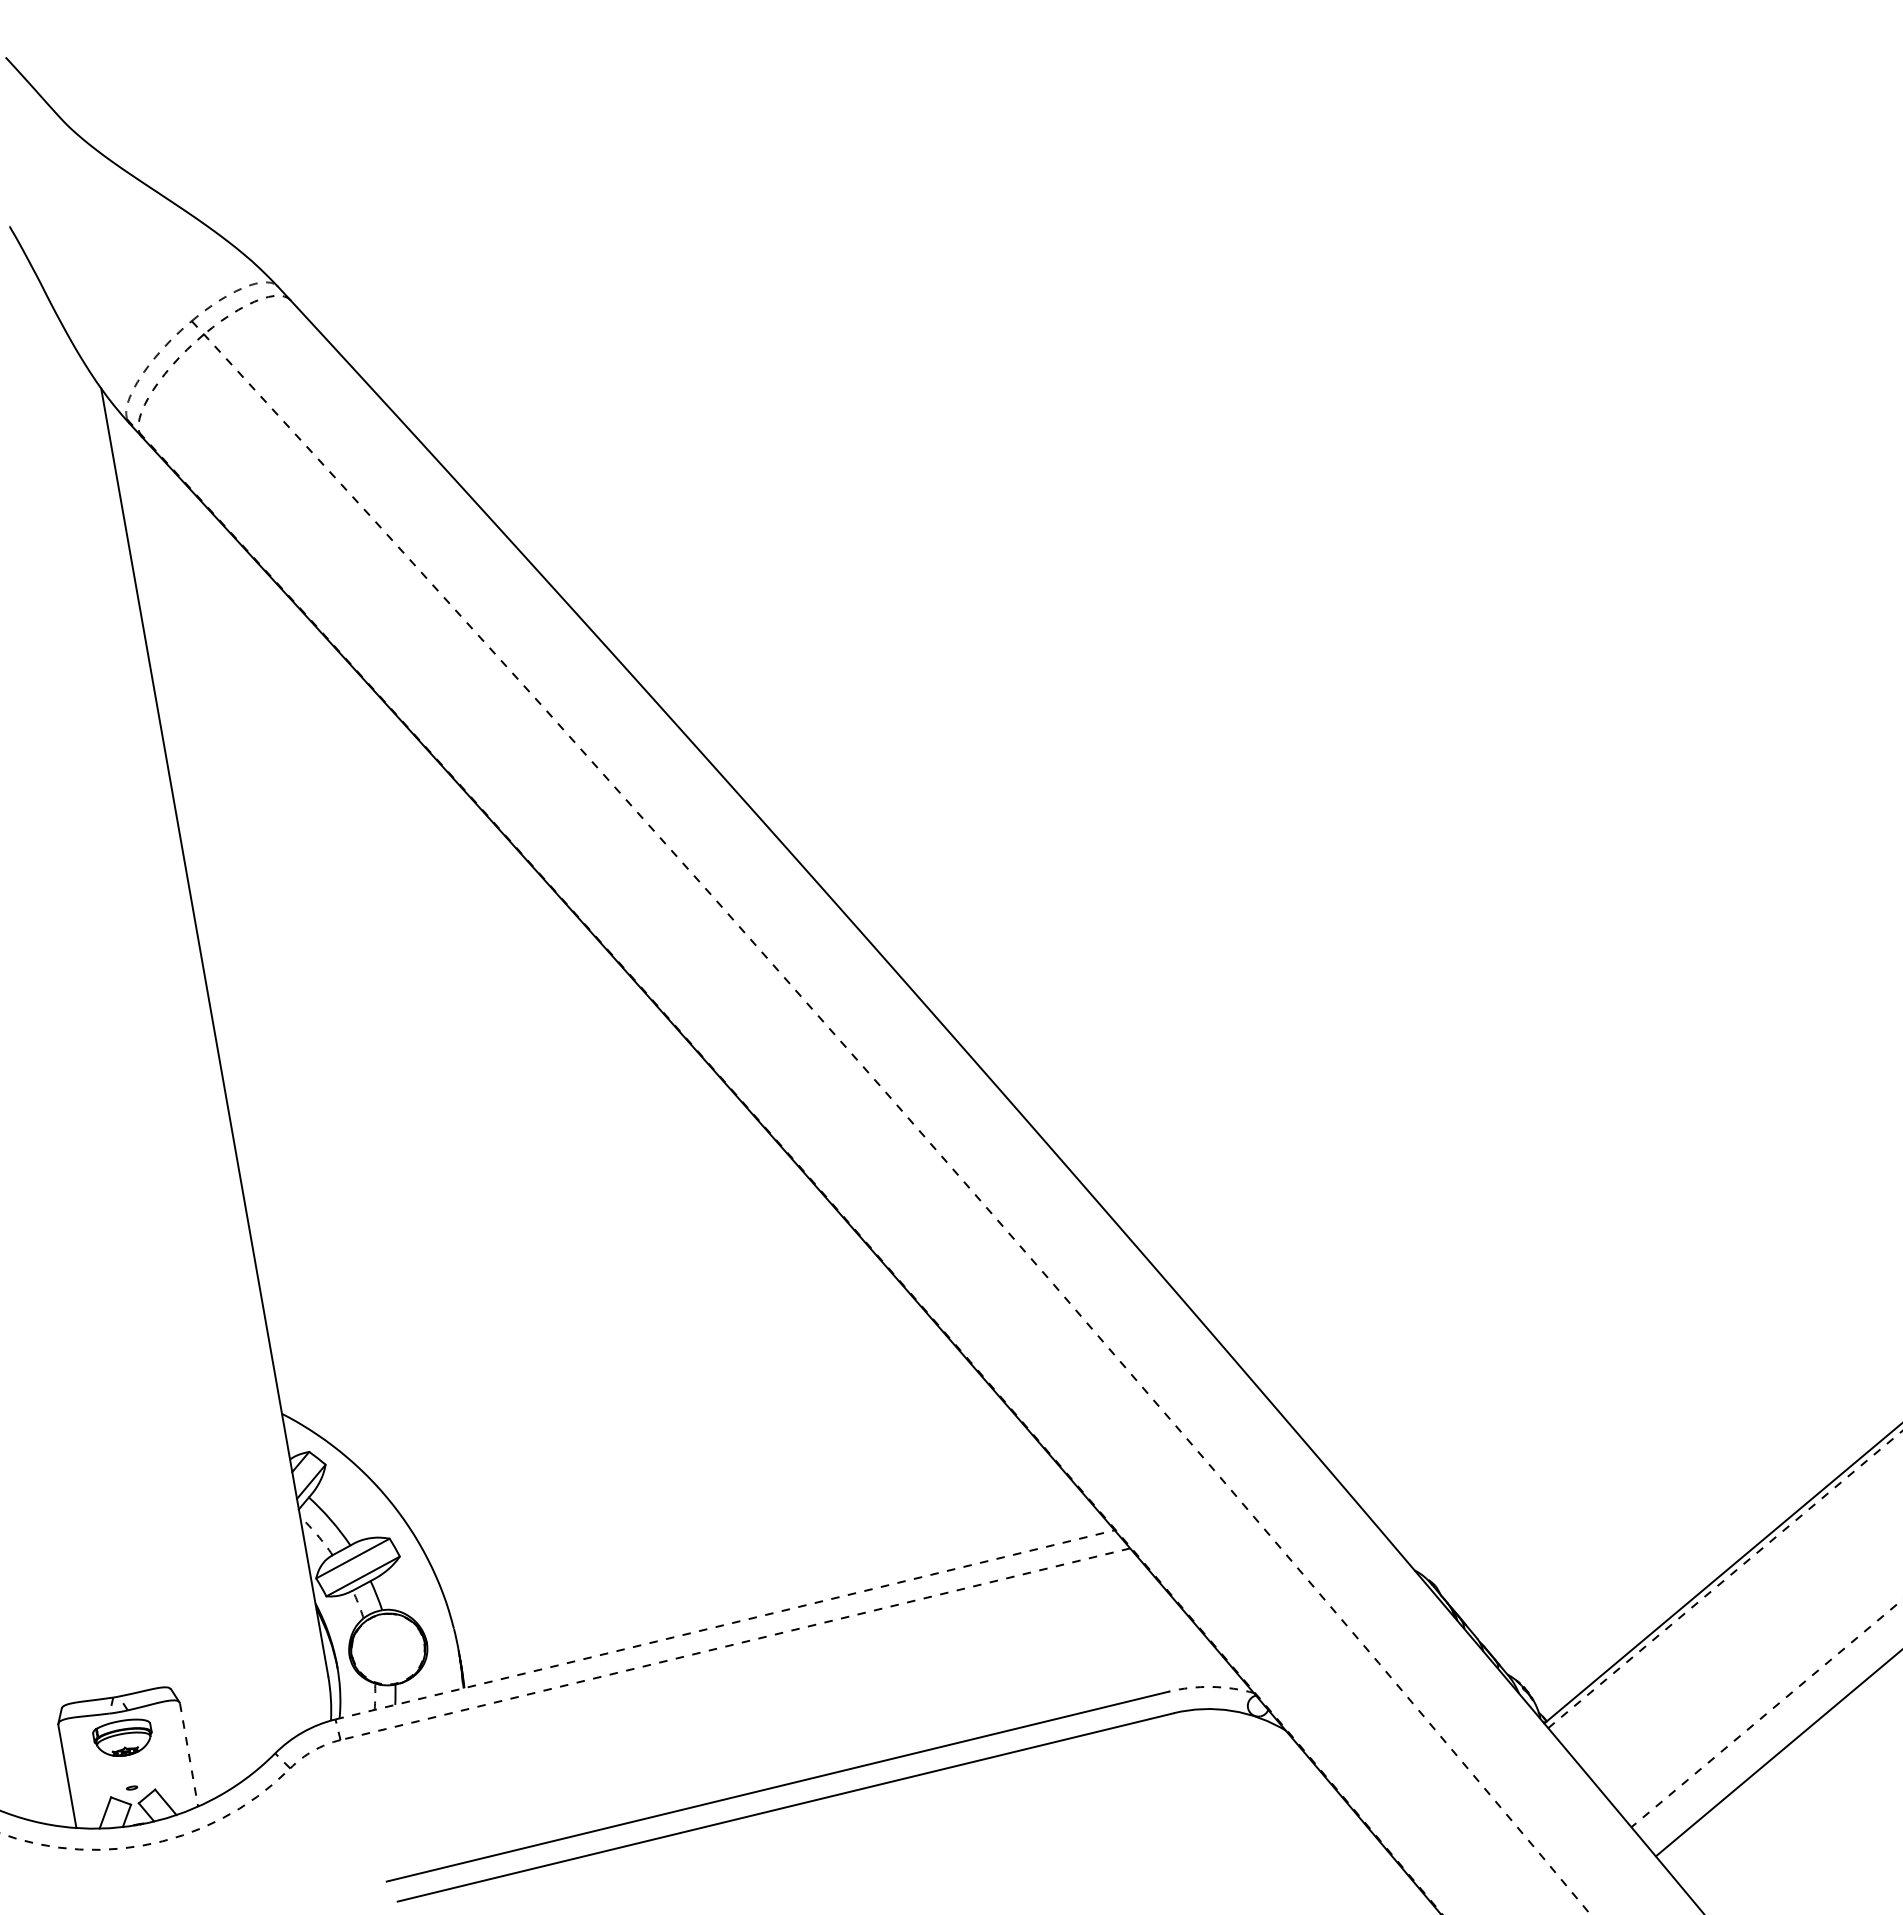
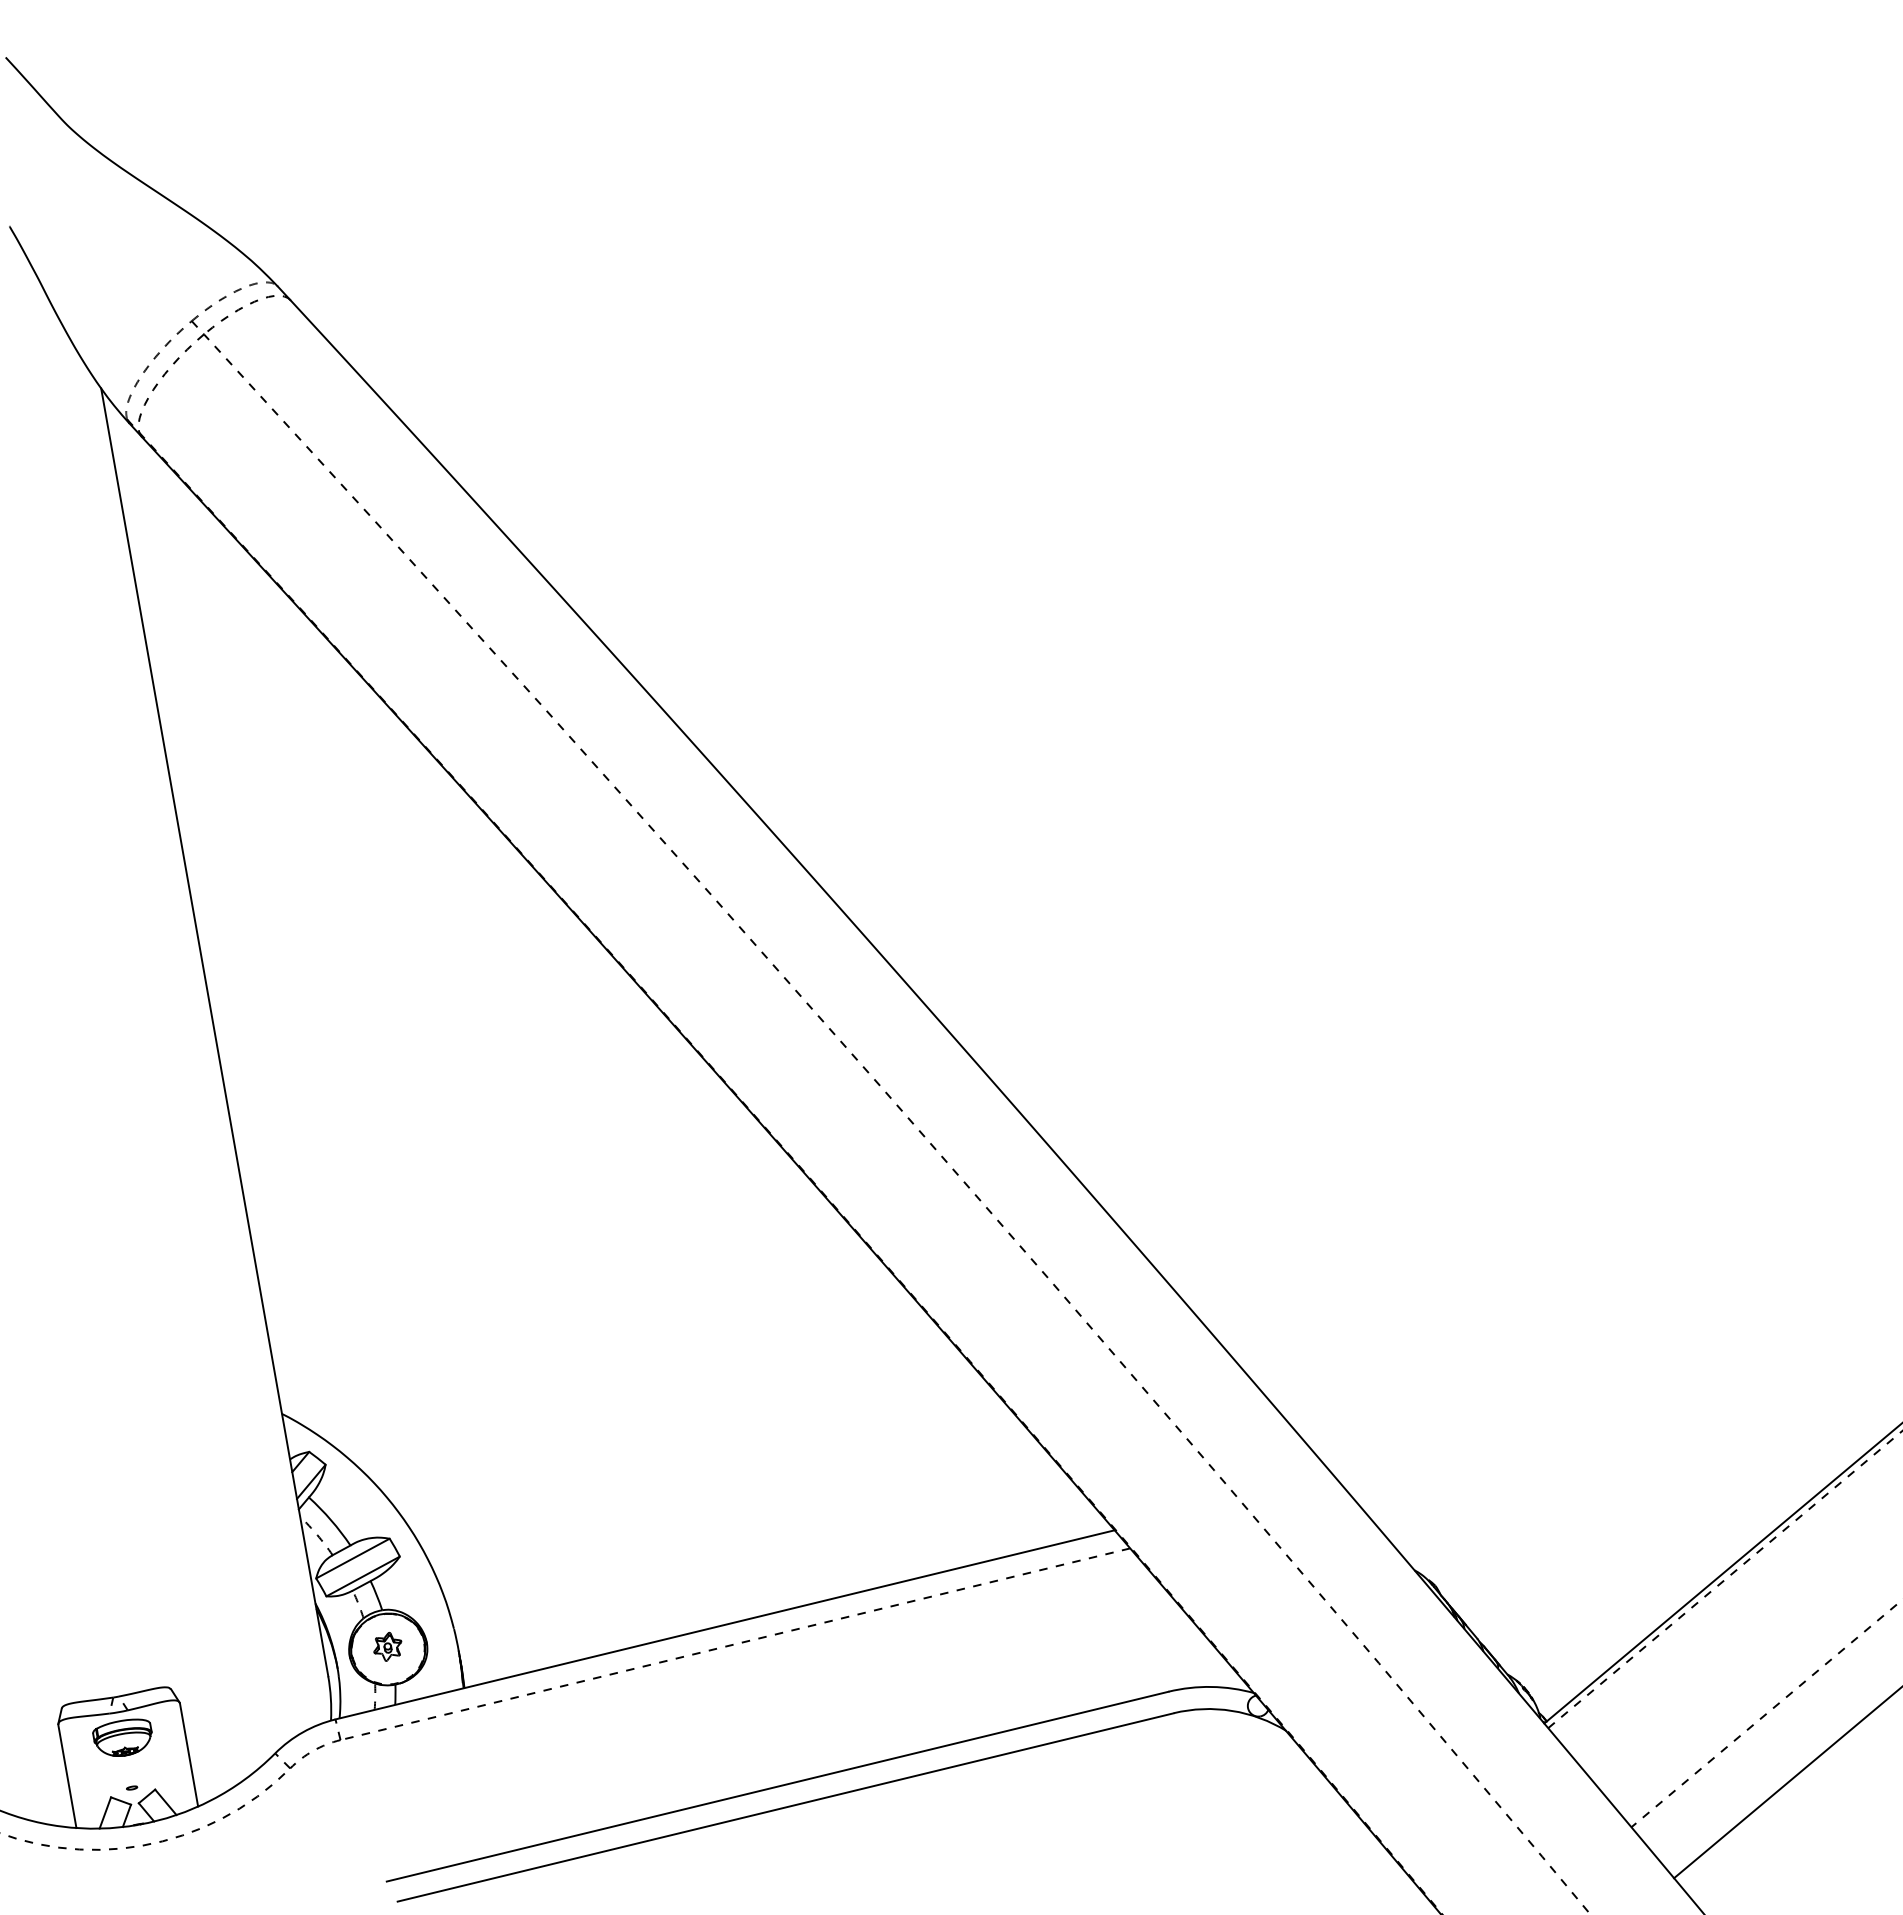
line: dashed -> solid (725, 1624)
part: none -> present (387, 1646)
arc: dashed -> solid (1211, 1686)
line position: (1777, 1753) -> (1786, 1783) (1786, 1783)
line: dashed -> solid (189, 1755)
